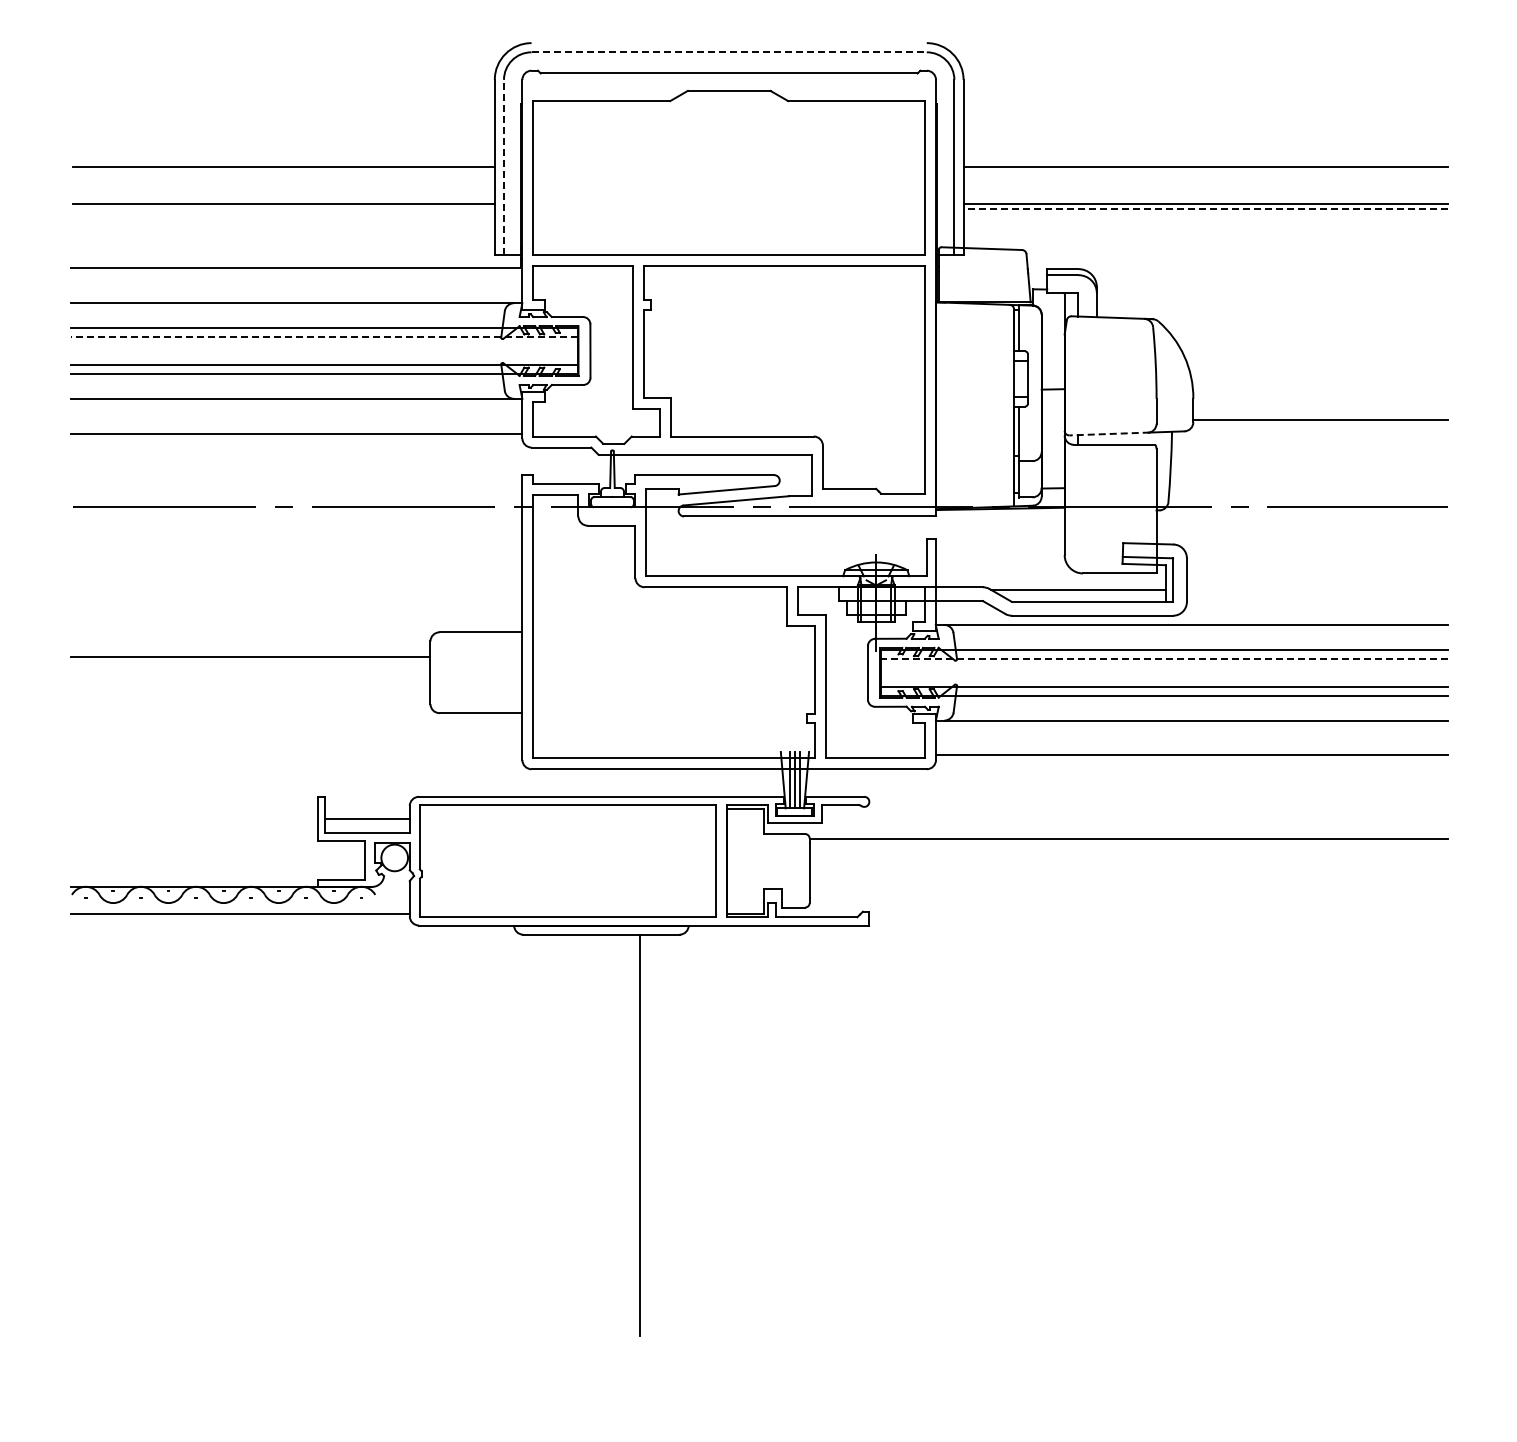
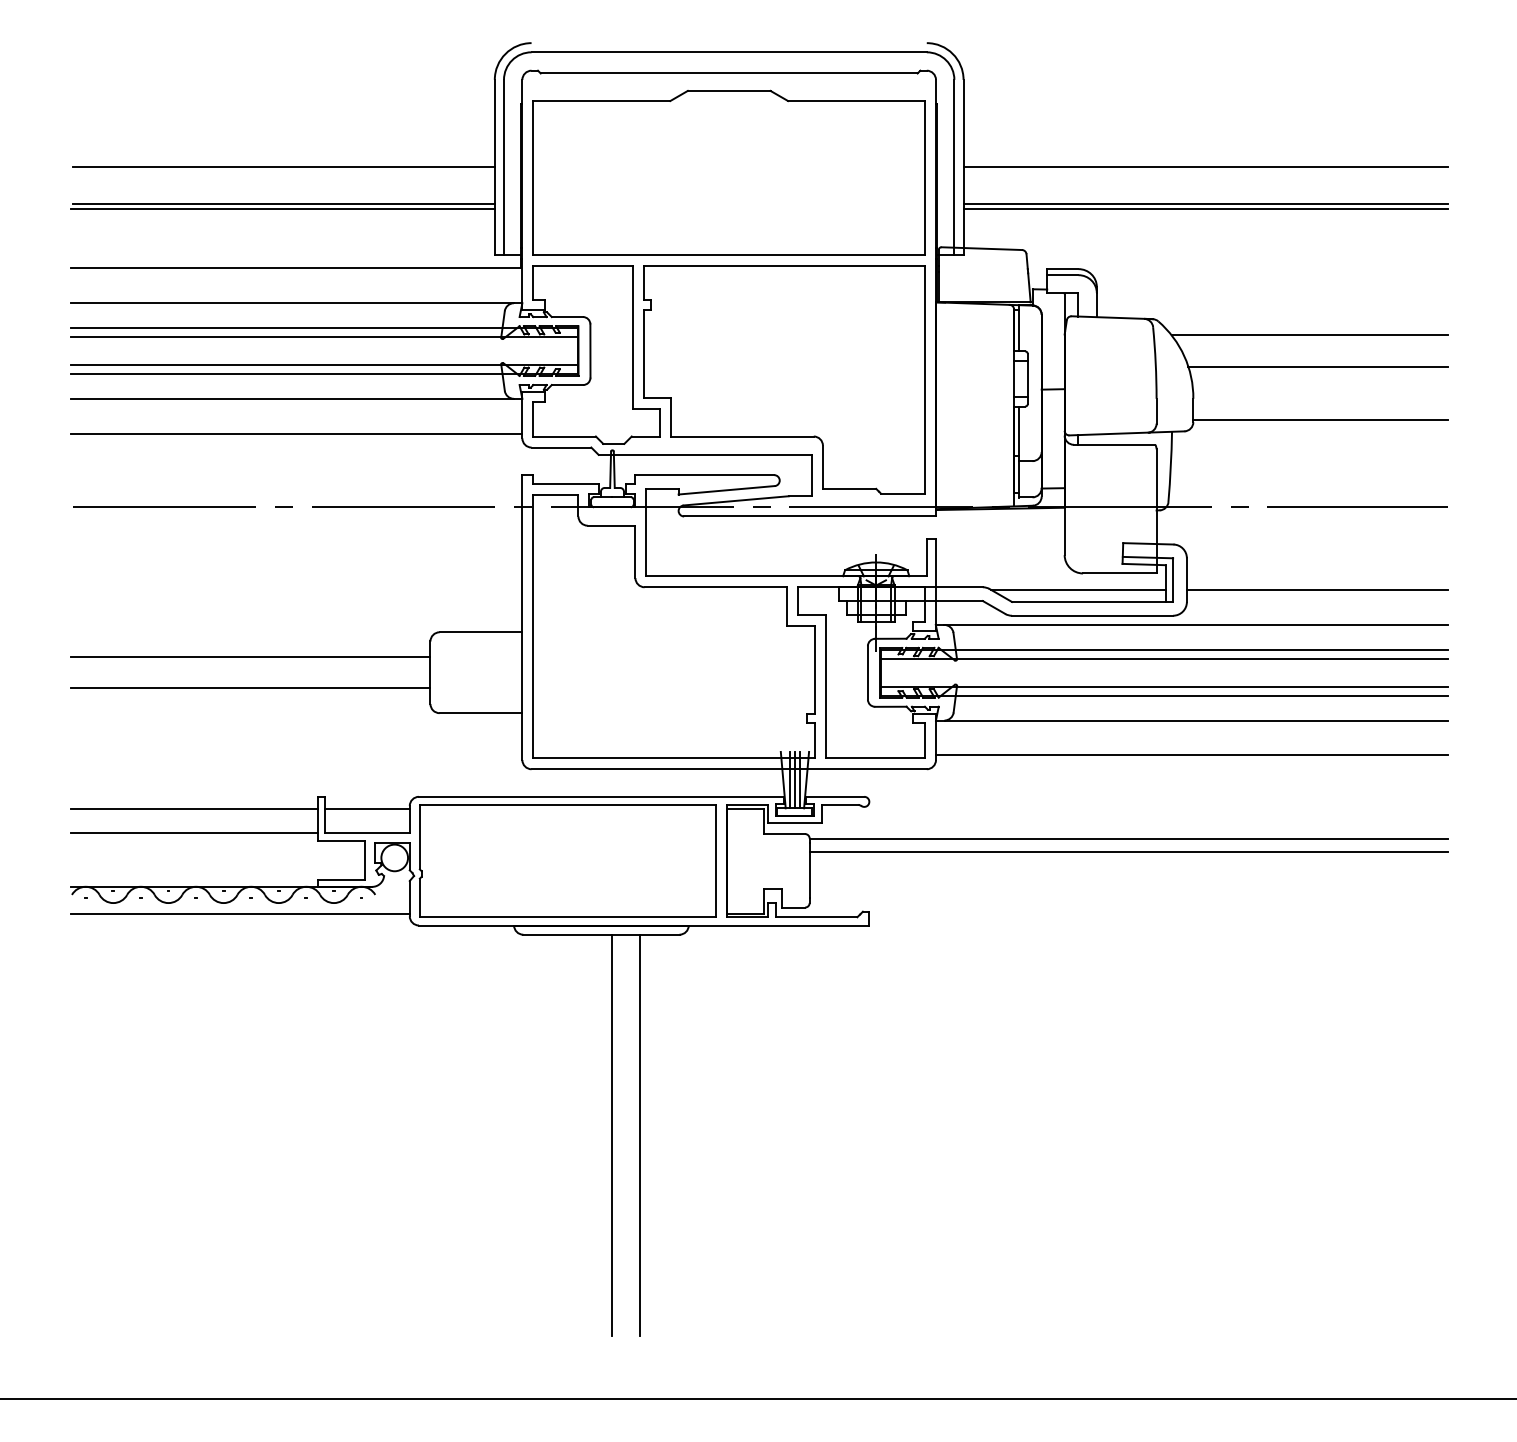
line: dashed -> solid (729, 52)
line: dashed -> solid (504, 166)
line: none -> present (282, 208)
line: dashed -> solid (1205, 208)
line: none -> present (1309, 335)
line: dashed -> solid (323, 337)
line: none -> present (1317, 366)
line: dashed -> solid (1109, 434)
line: none -> present (1316, 590)
line: dashed -> solid (1163, 658)
line: none -> present (250, 688)
line: none -> present (193, 808)
line position: (367, 818) -> (367, 808) (367, 808)
line: none -> present (193, 832)
line: none -> present (1128, 851)
line: none -> present (612, 1135)
line: none -> present (757, 1398)
